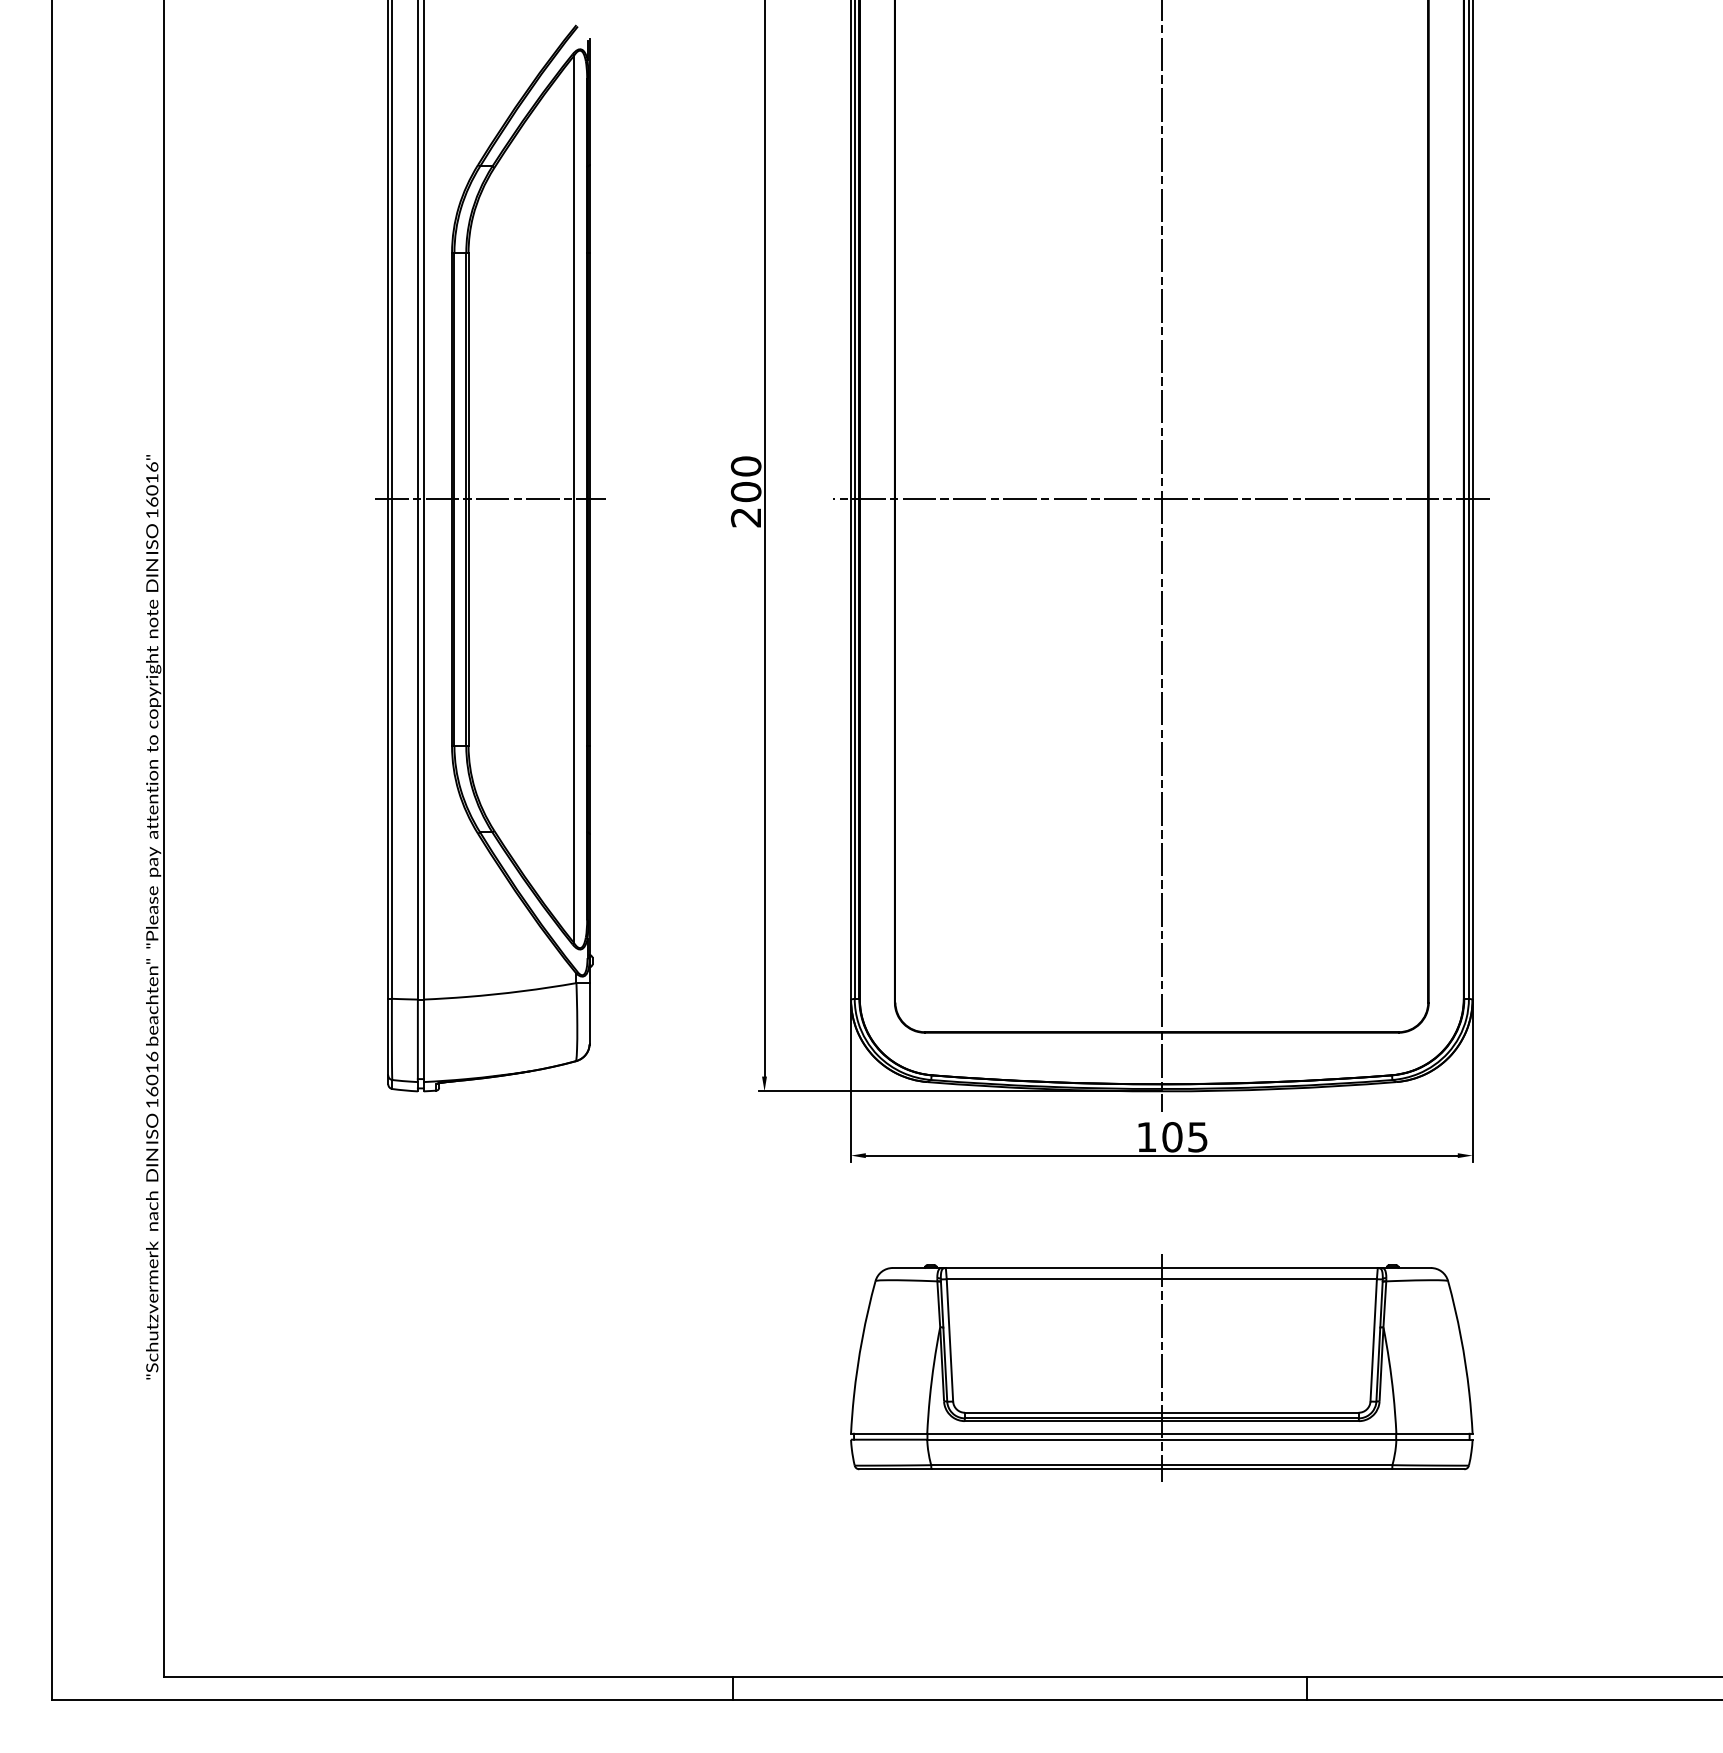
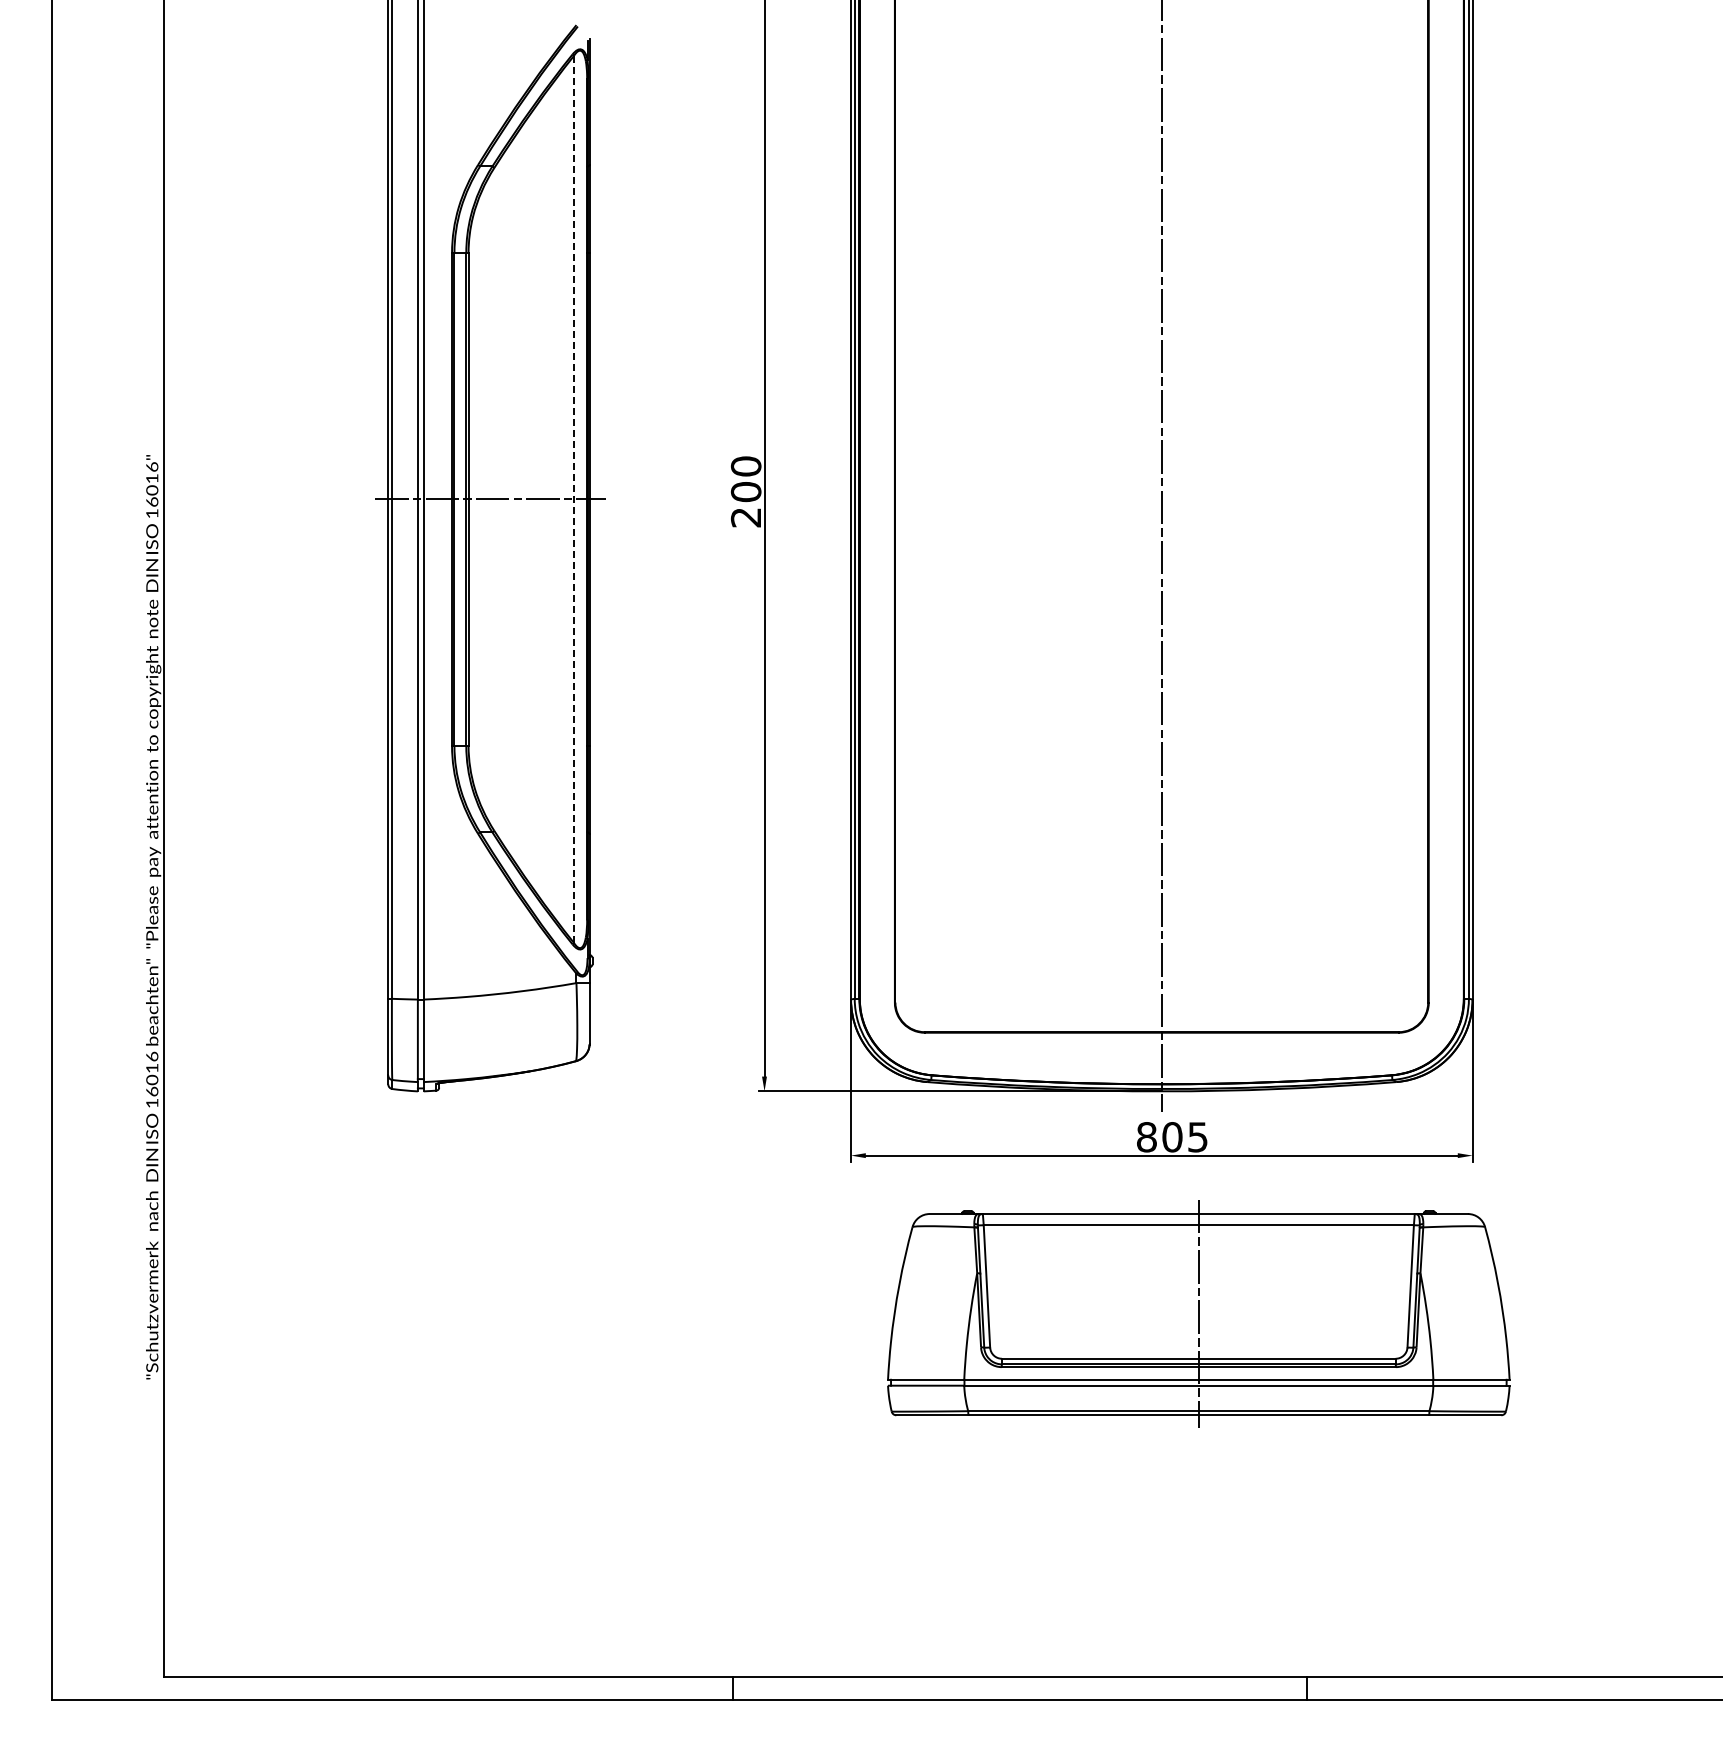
line: solid -> dashed (574, 499)
line: present -> none (1161, 499)
text: 105 -> 805 (1146, 1137)
part position: (1161, 1367) -> (1198, 1313) (1198, 1313)
